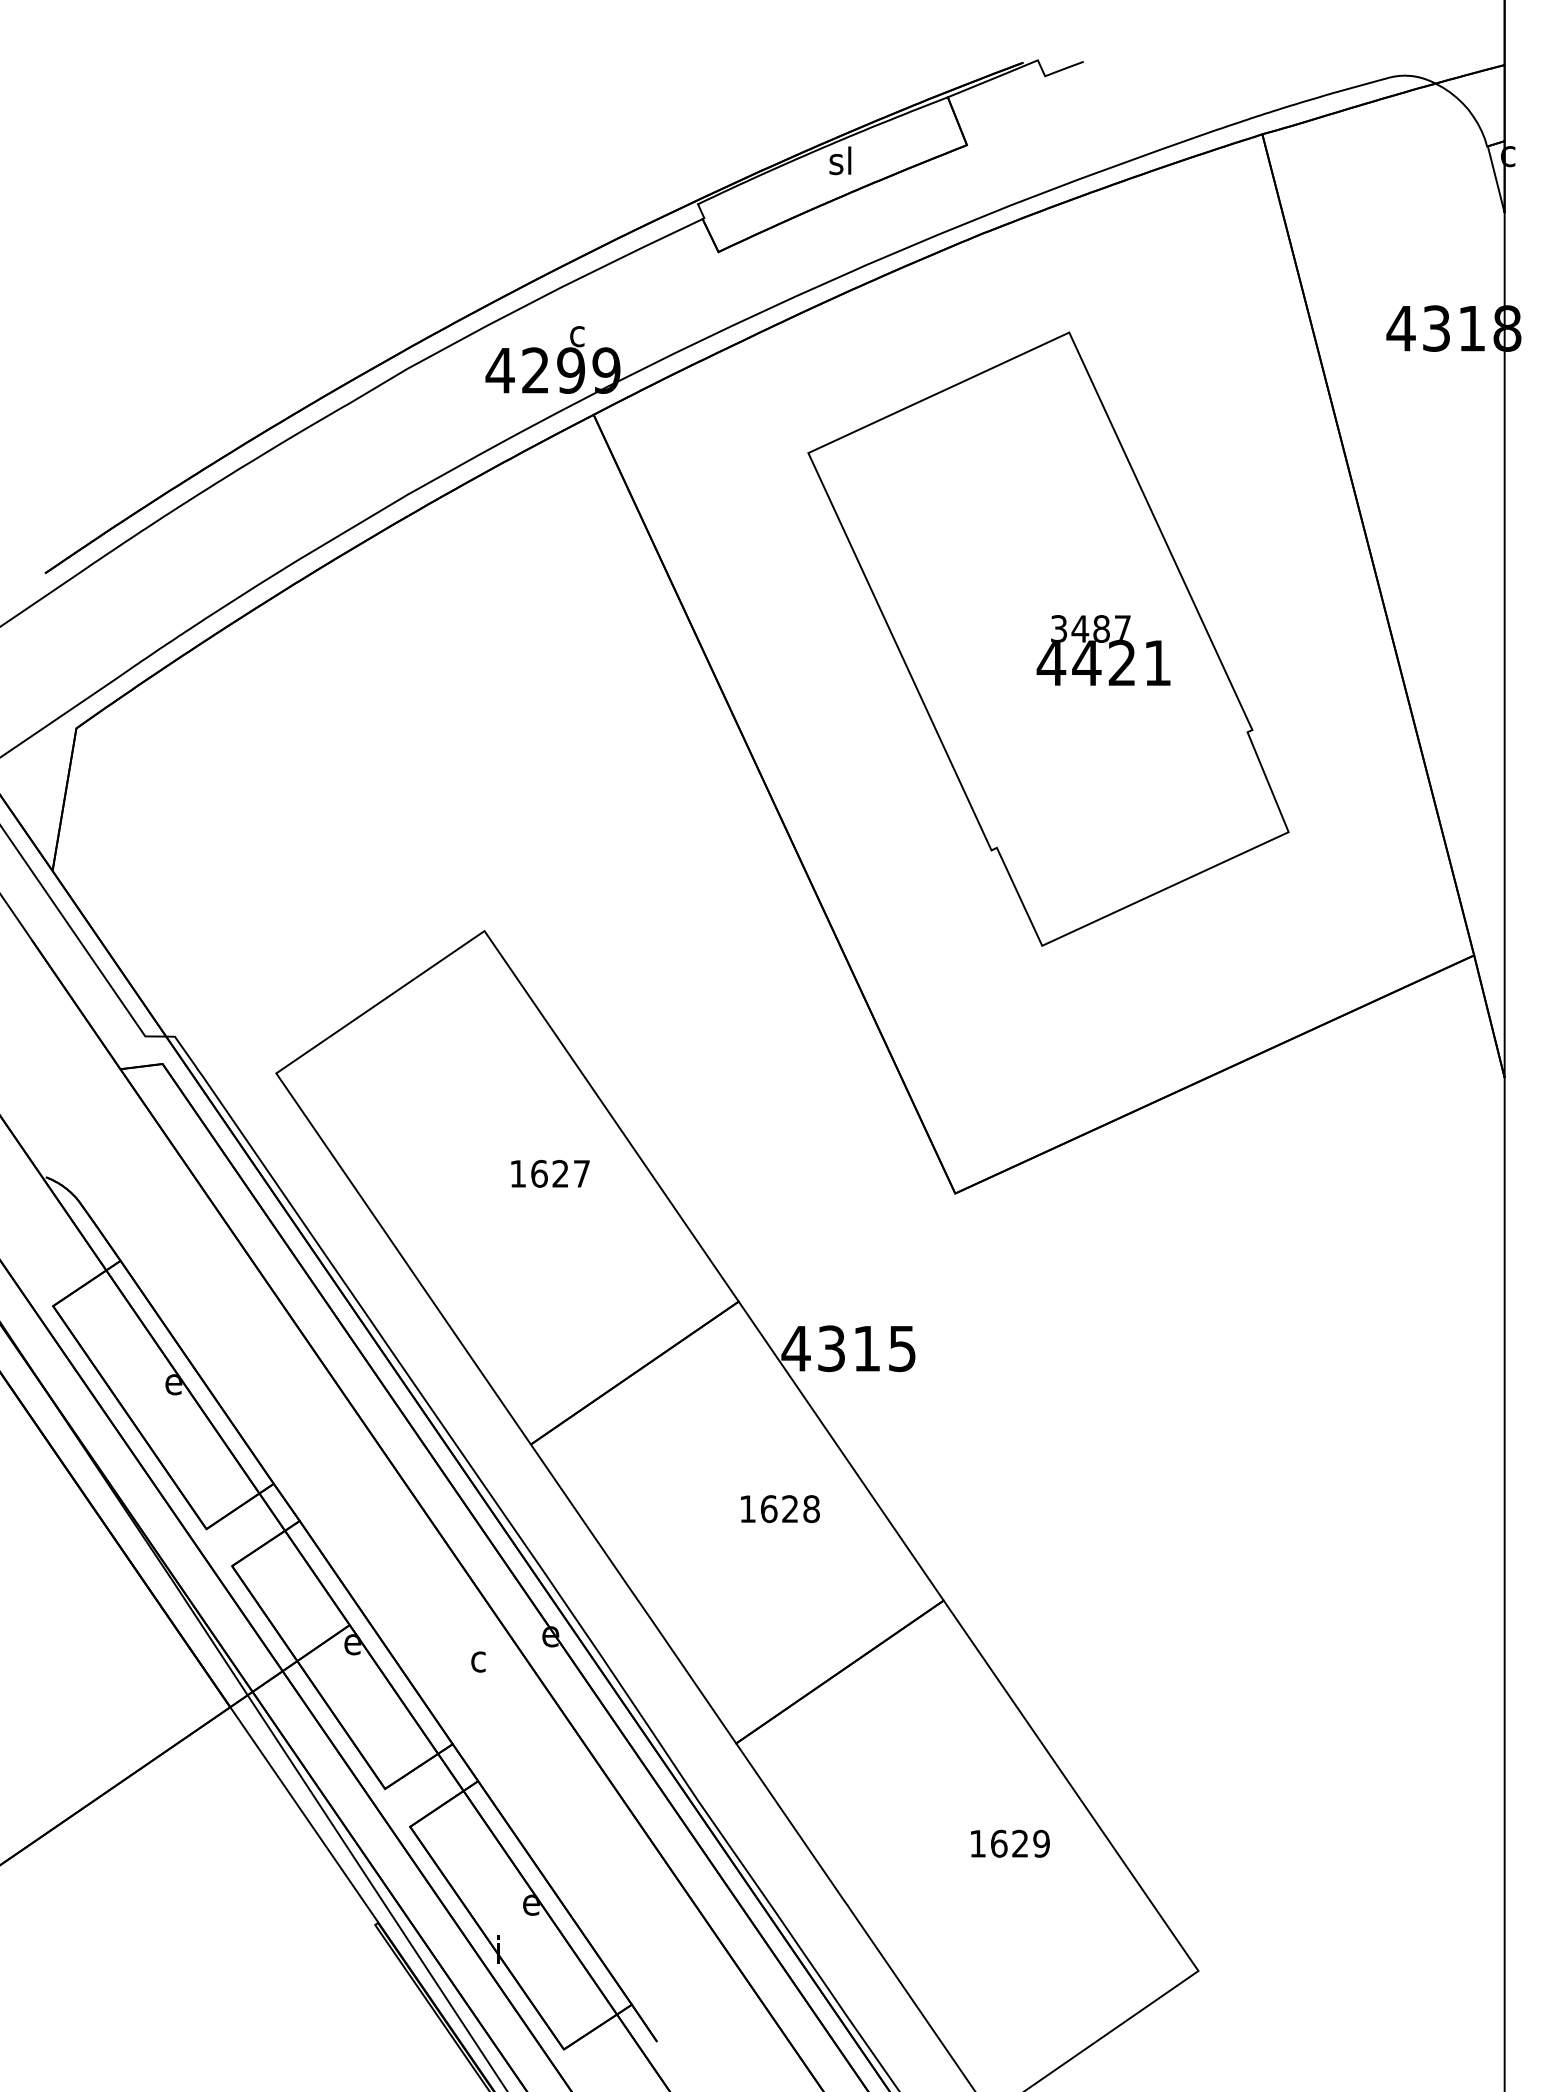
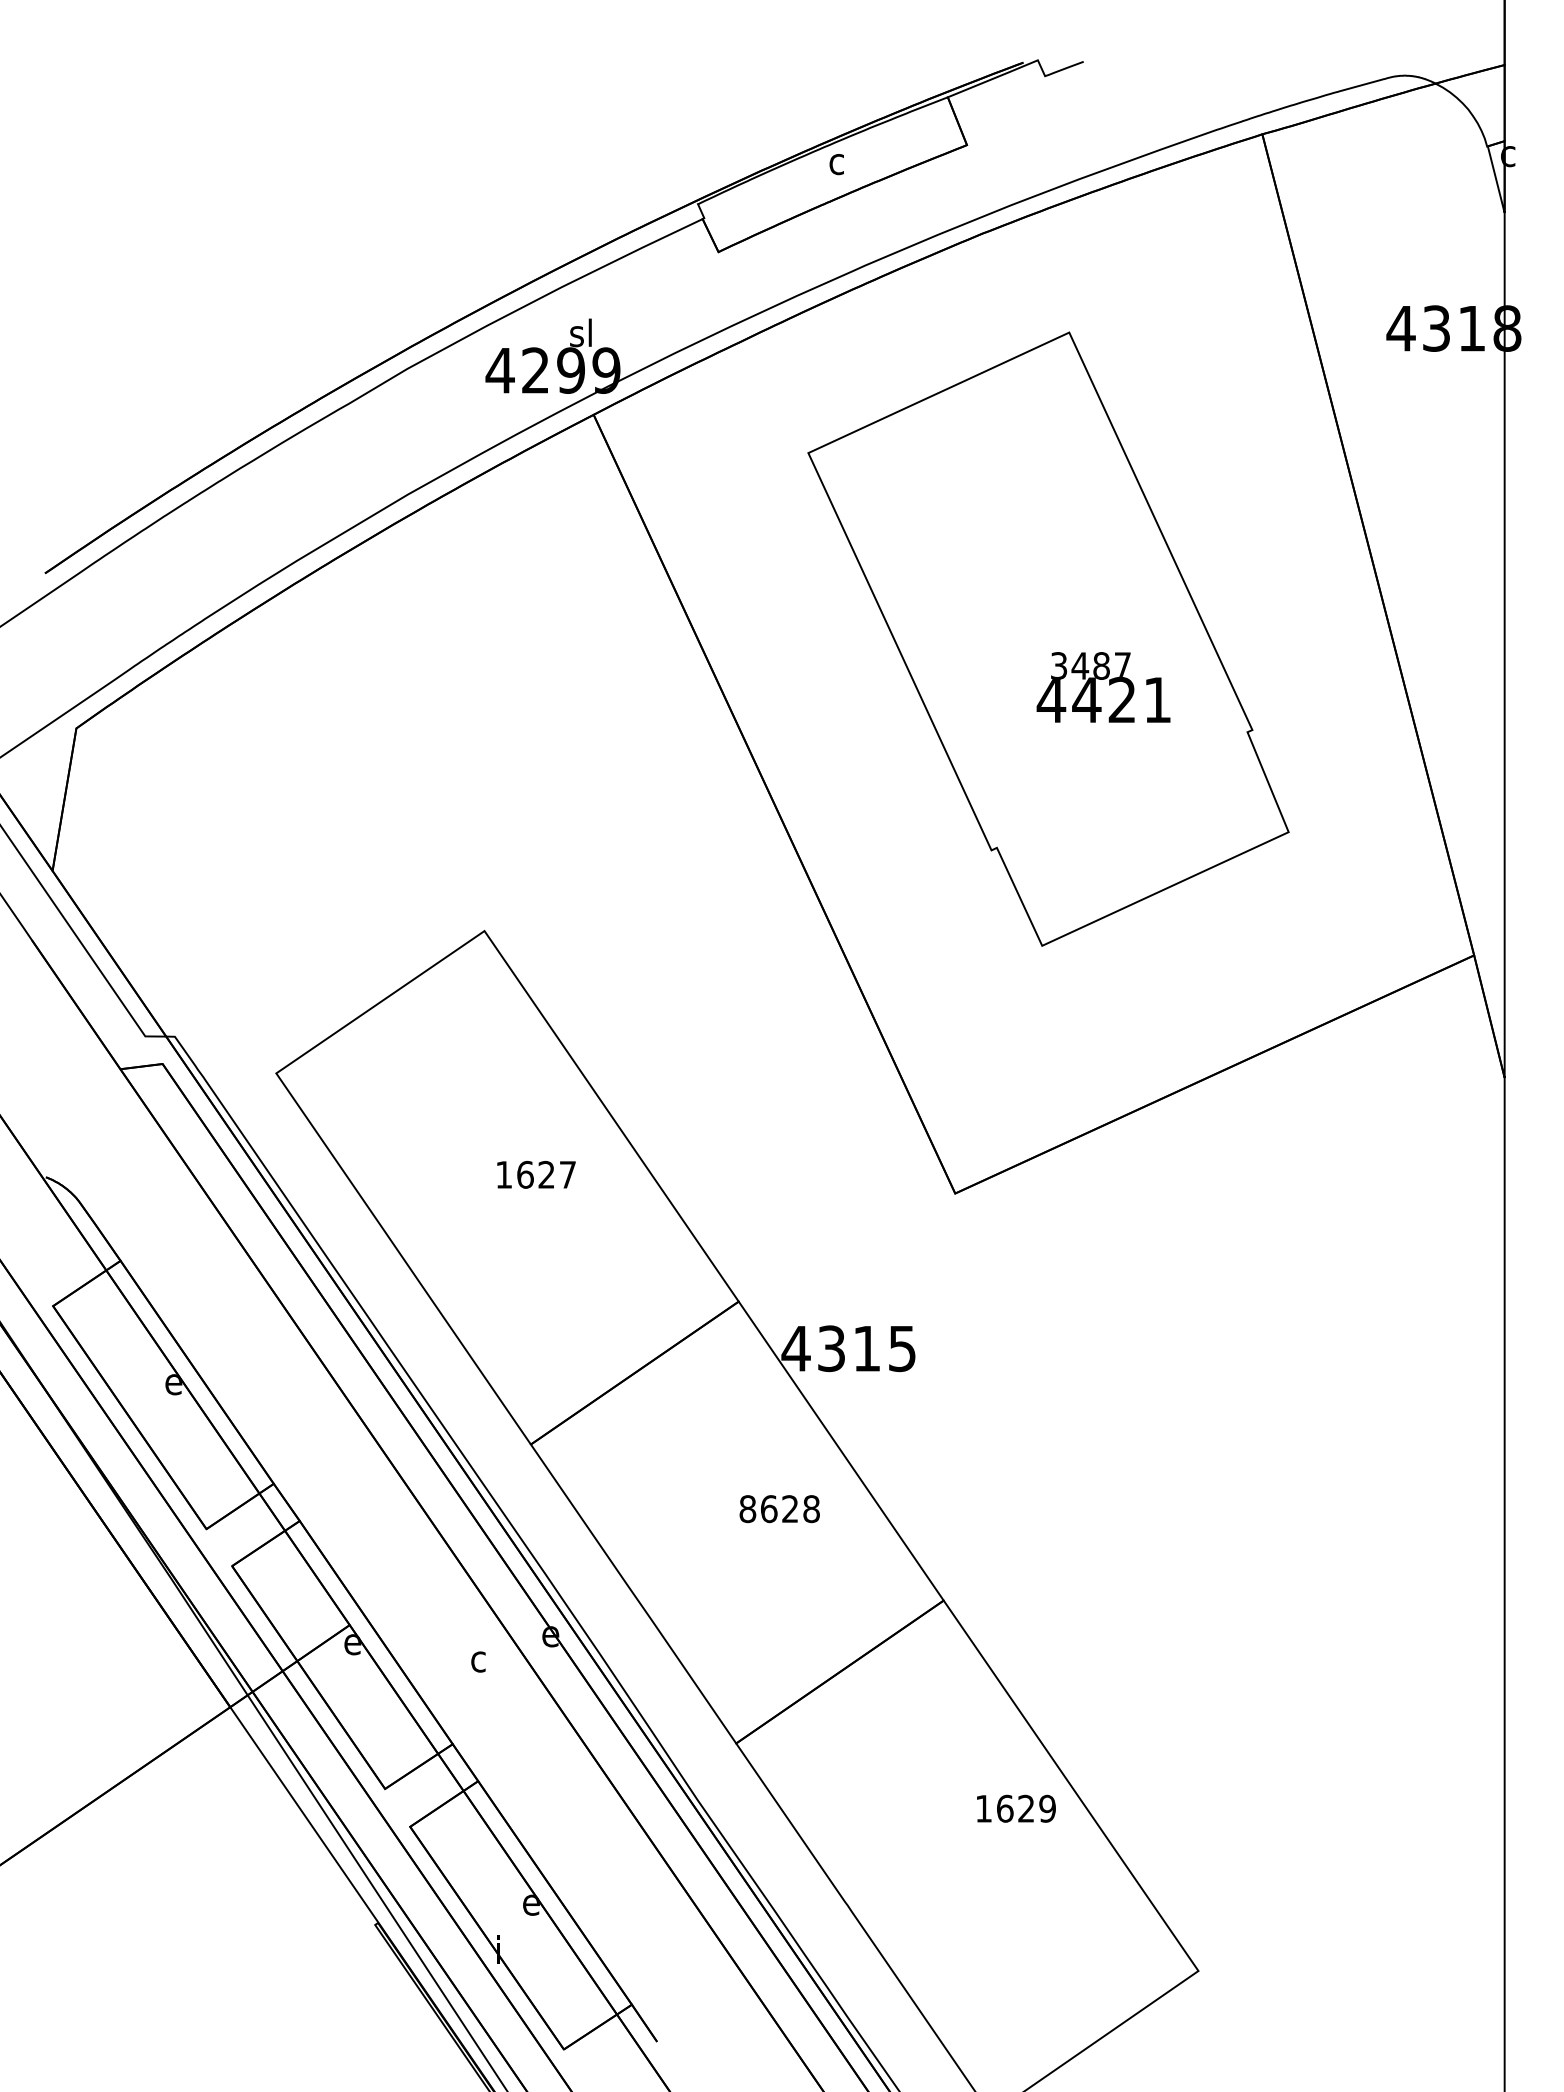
text: sl -> c (840, 160)
text: c -> sl (580, 332)
text position: (1103, 650) -> (1103, 687) (1103, 687)
text position: (550, 1173) -> (536, 1174) (536, 1174)
text: 1628 -> 8628 (747, 1509)
text position: (1010, 1843) -> (1016, 1808) (1016, 1808)
